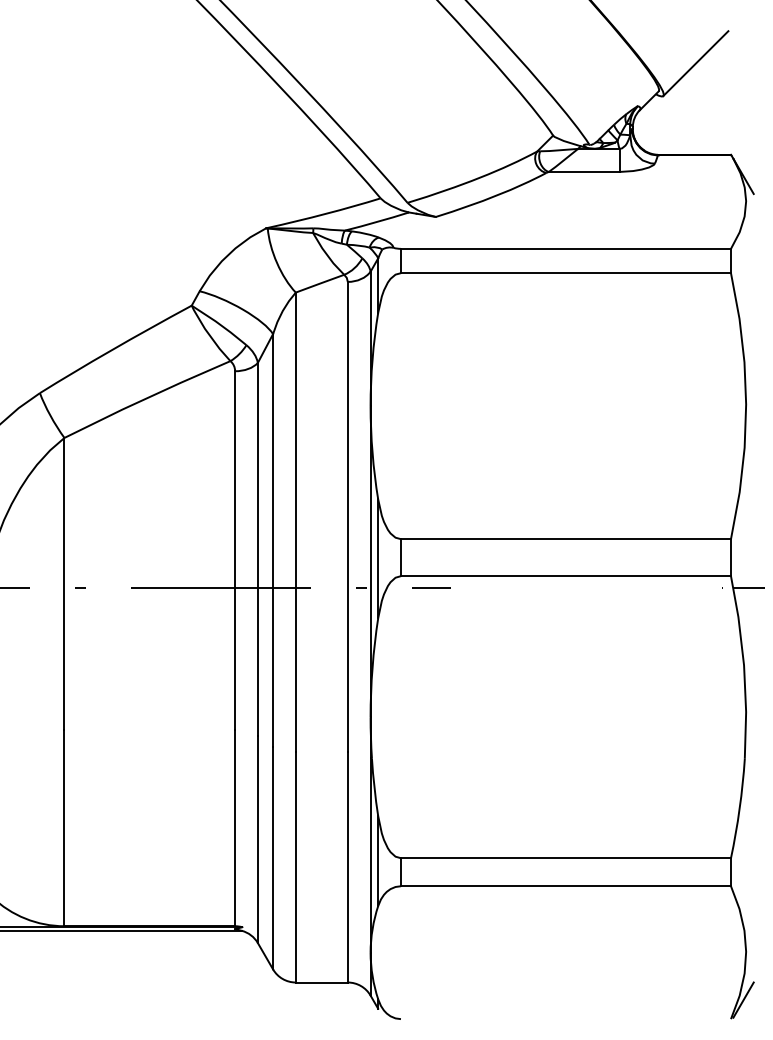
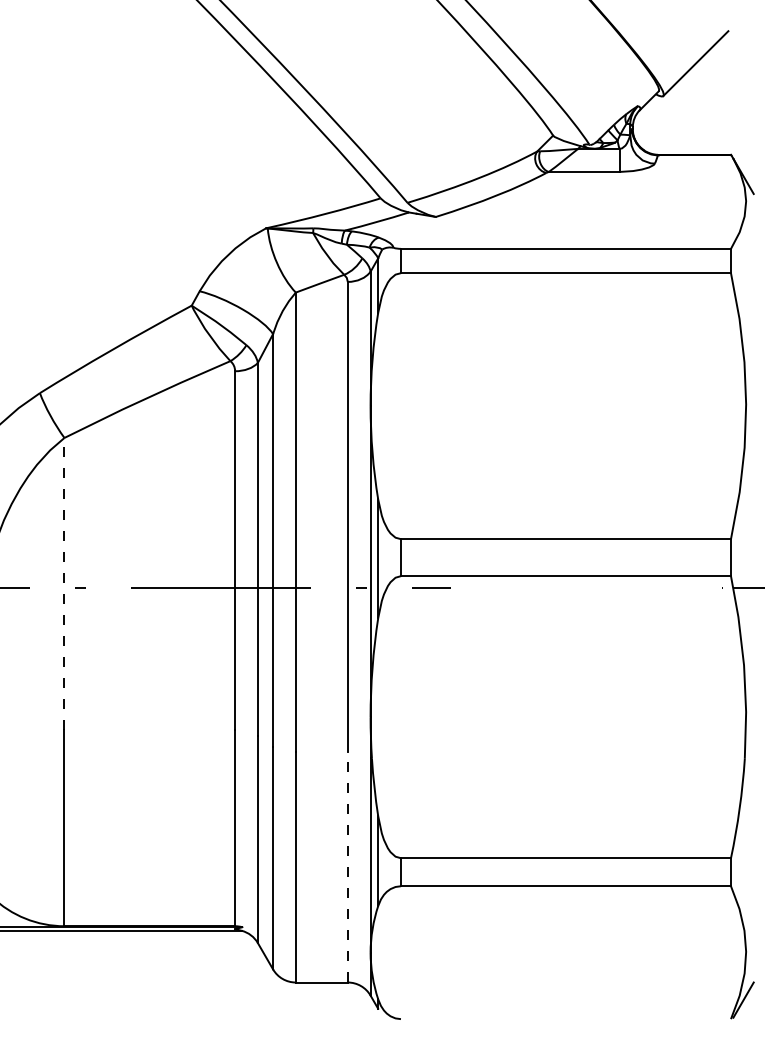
line: solid -> dashed (64, 583)
line: solid -> dashed (347, 866)
